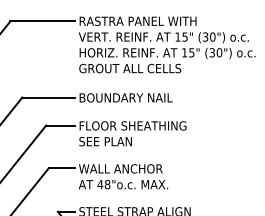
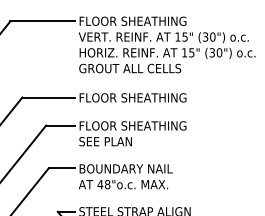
text: RASTRA PANEL WITH -> FLOOR SHEATHING (138, 20)
text: BOUNDARY NAIL -> FLOOR SHEATHING (133, 97)
text: WALL ANCHOR -> BOUNDARY NAIL (125, 168)
